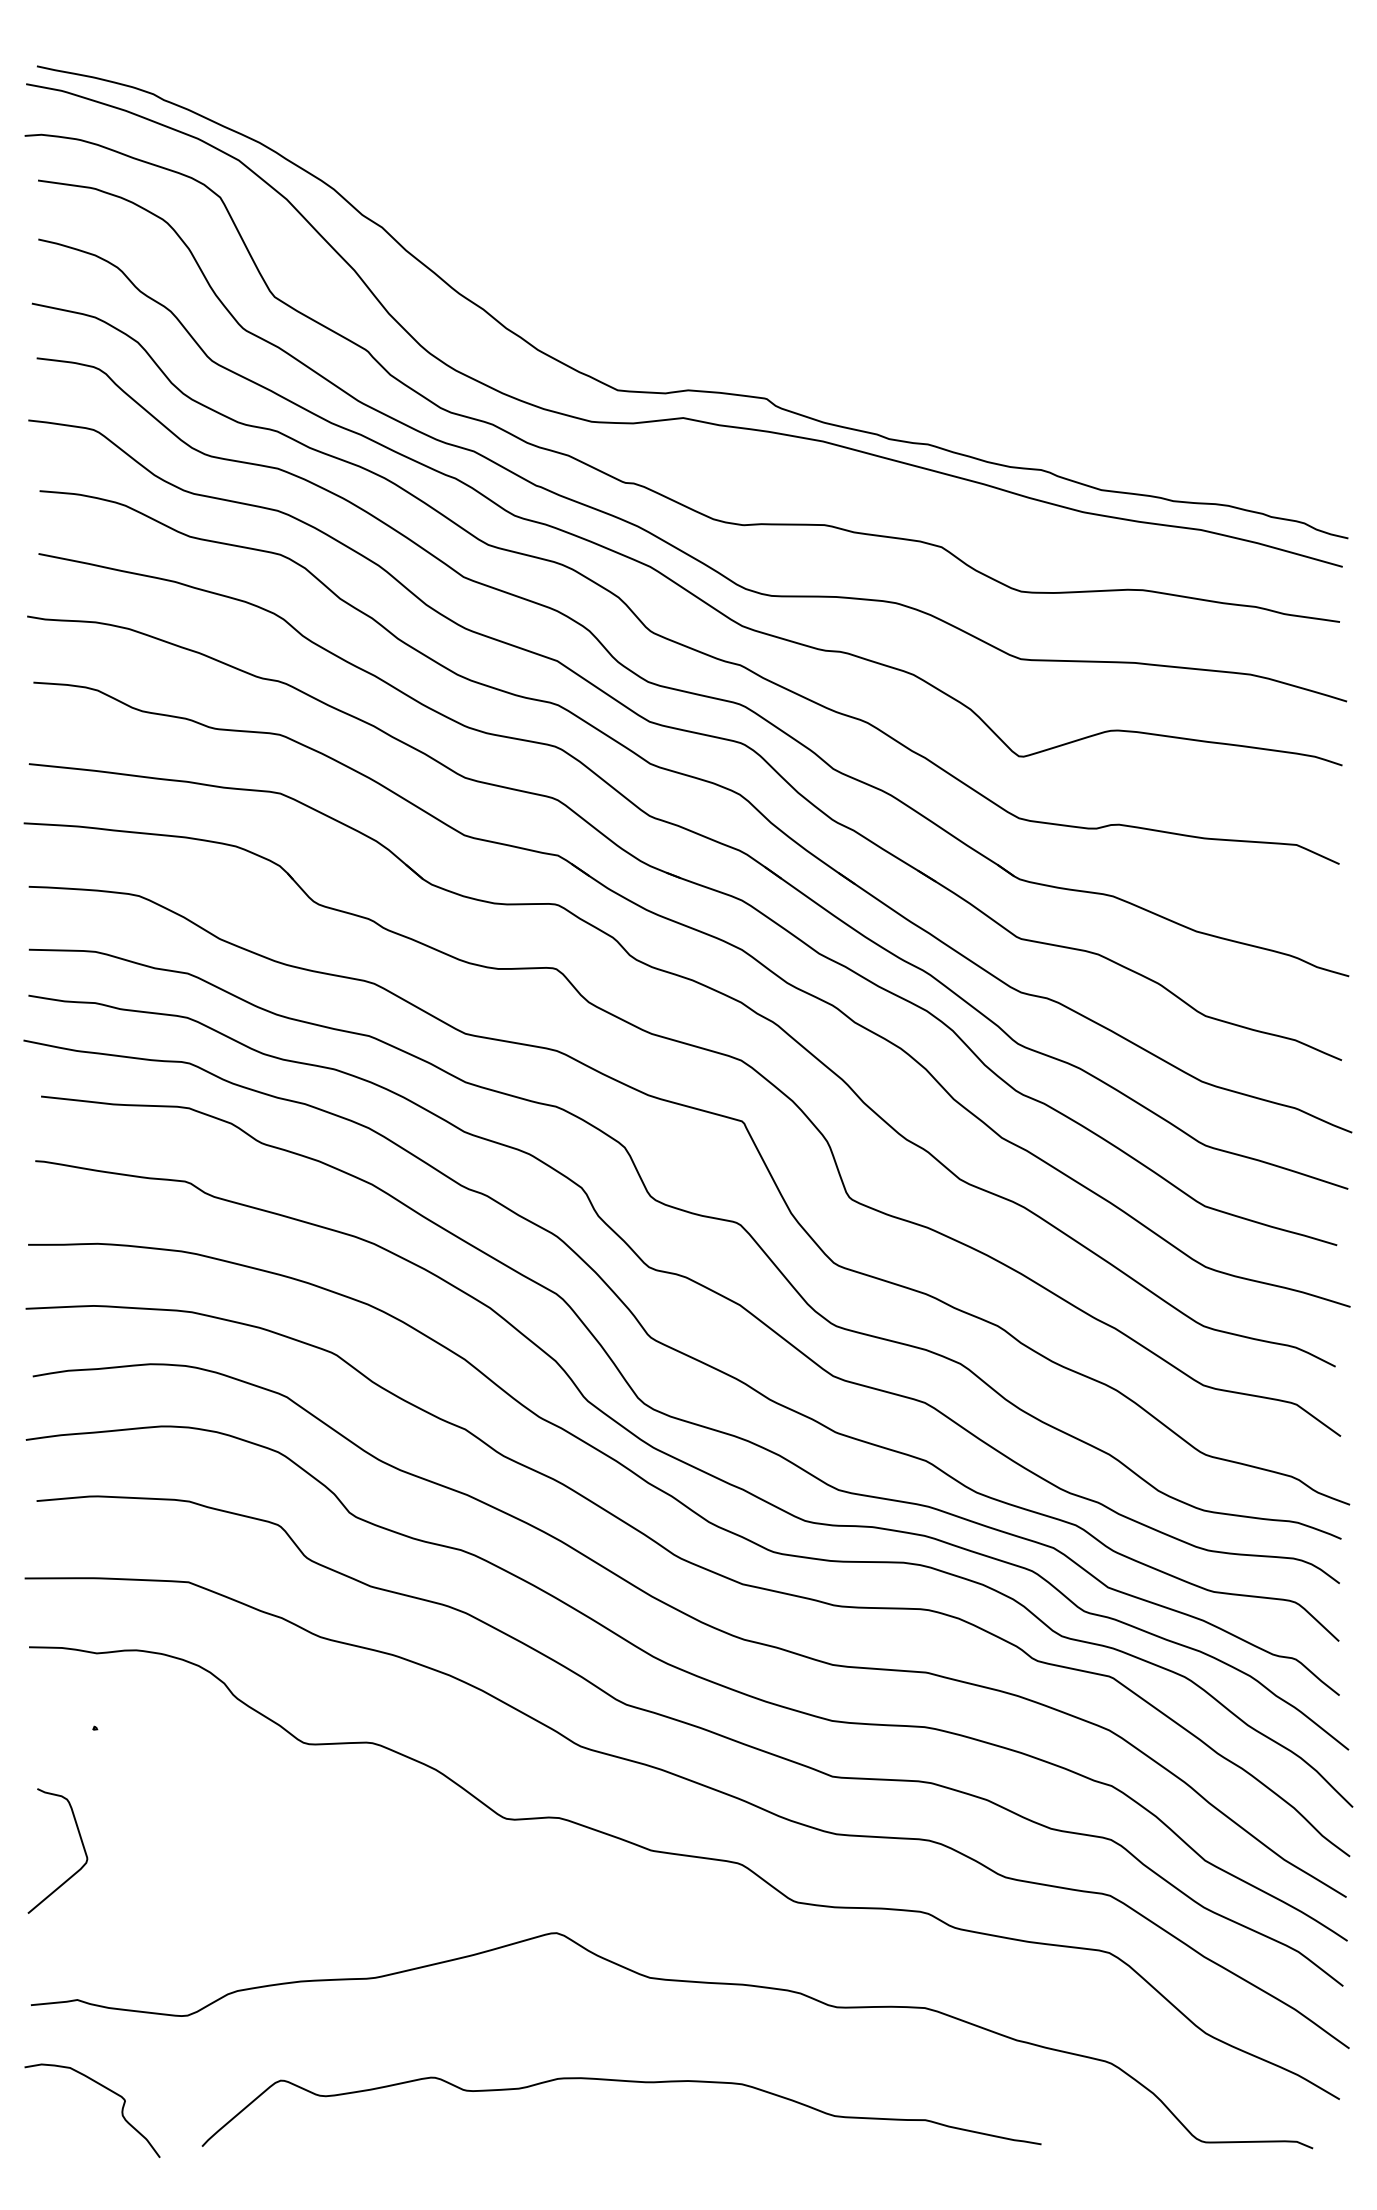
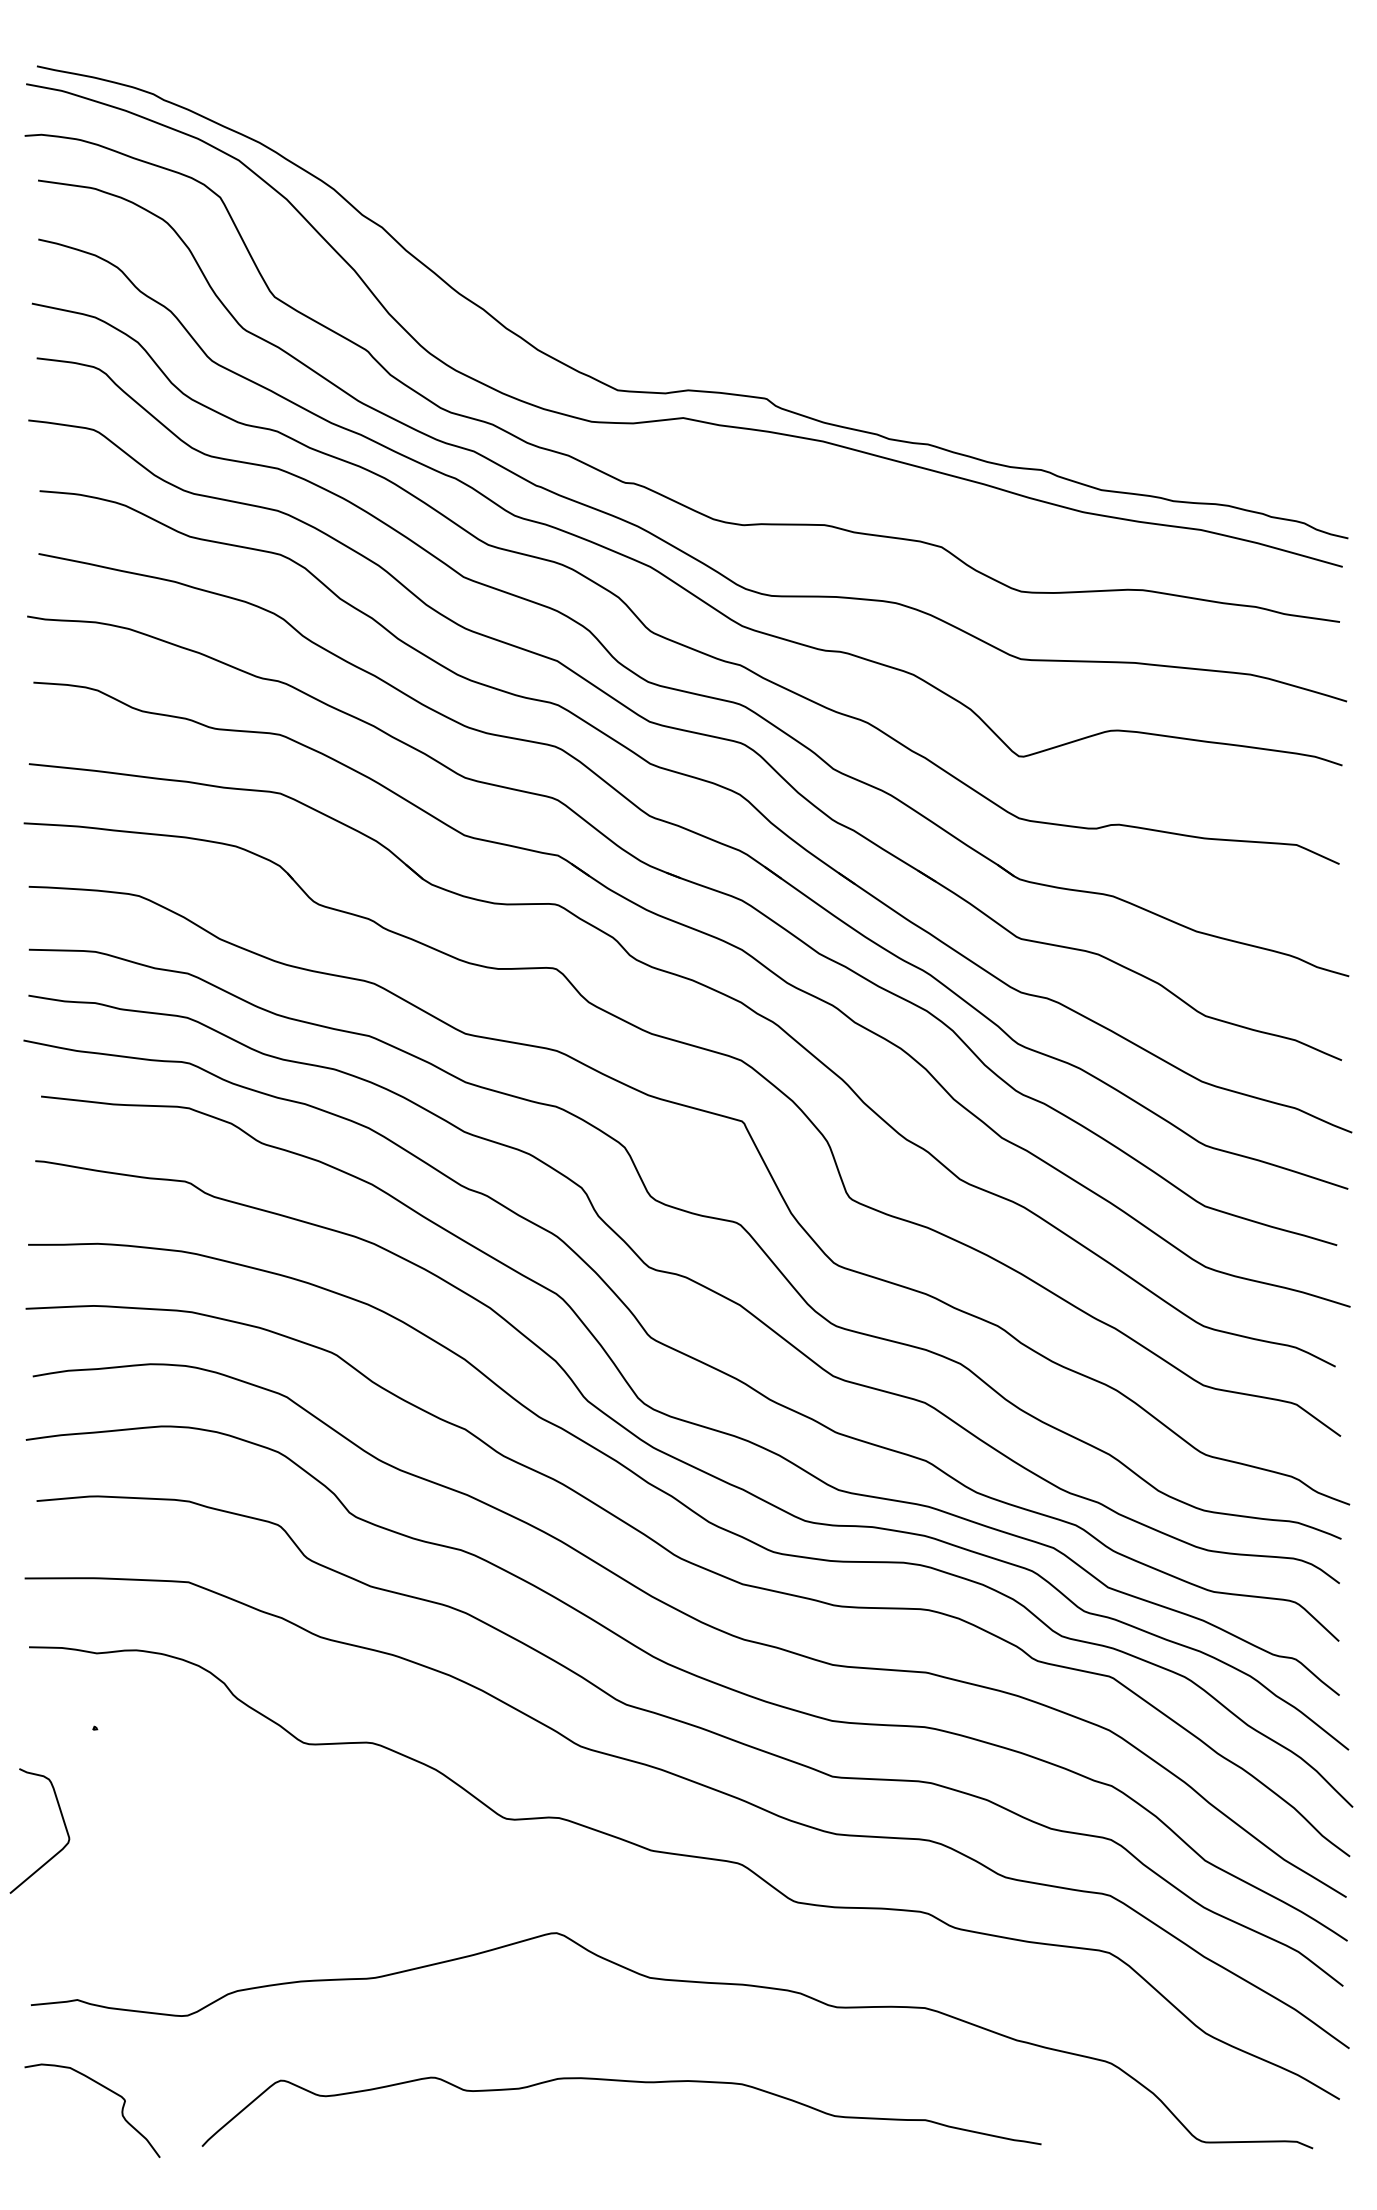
curve position: (81, 1843) -> (63, 1823) (63, 1823)
